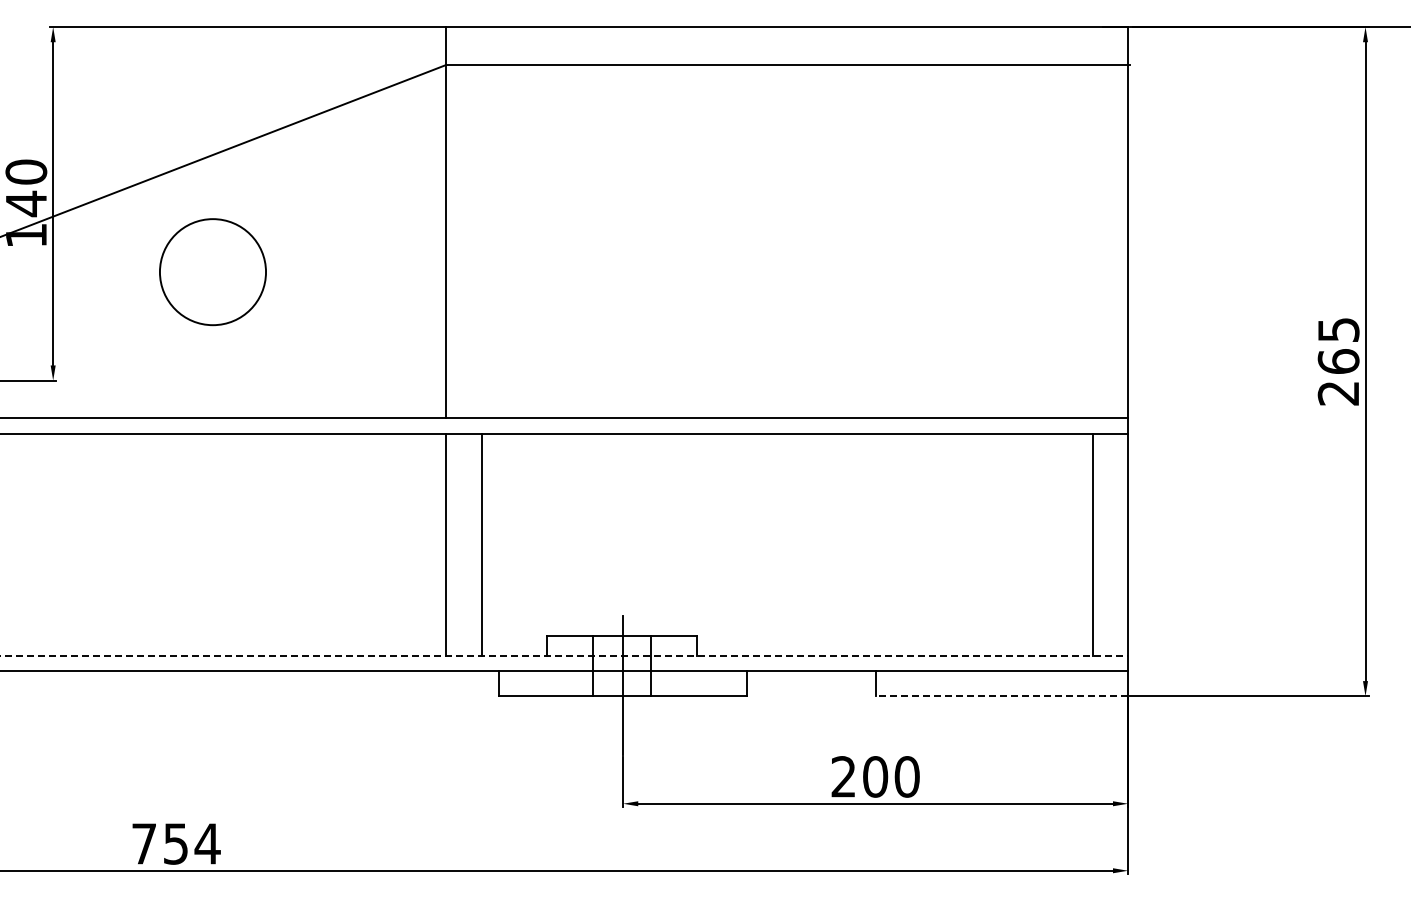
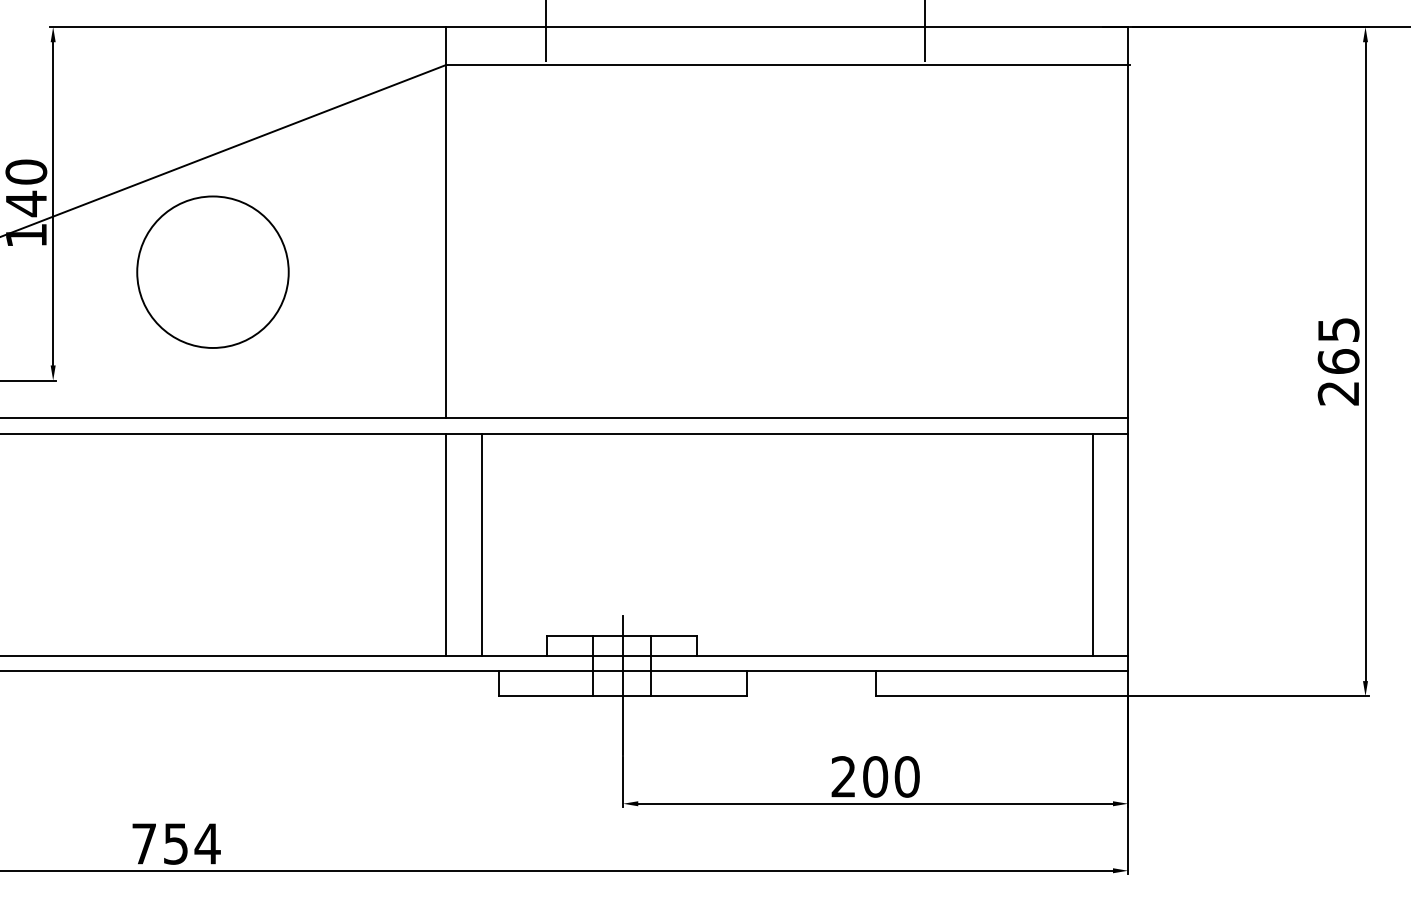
line: none -> present (546, 31)
line: none -> present (925, 31)
circle size: 108x109 px -> 154x154 px (212, 271)
line: dashed -> solid (564, 655)
line: dashed -> solid (1001, 696)
